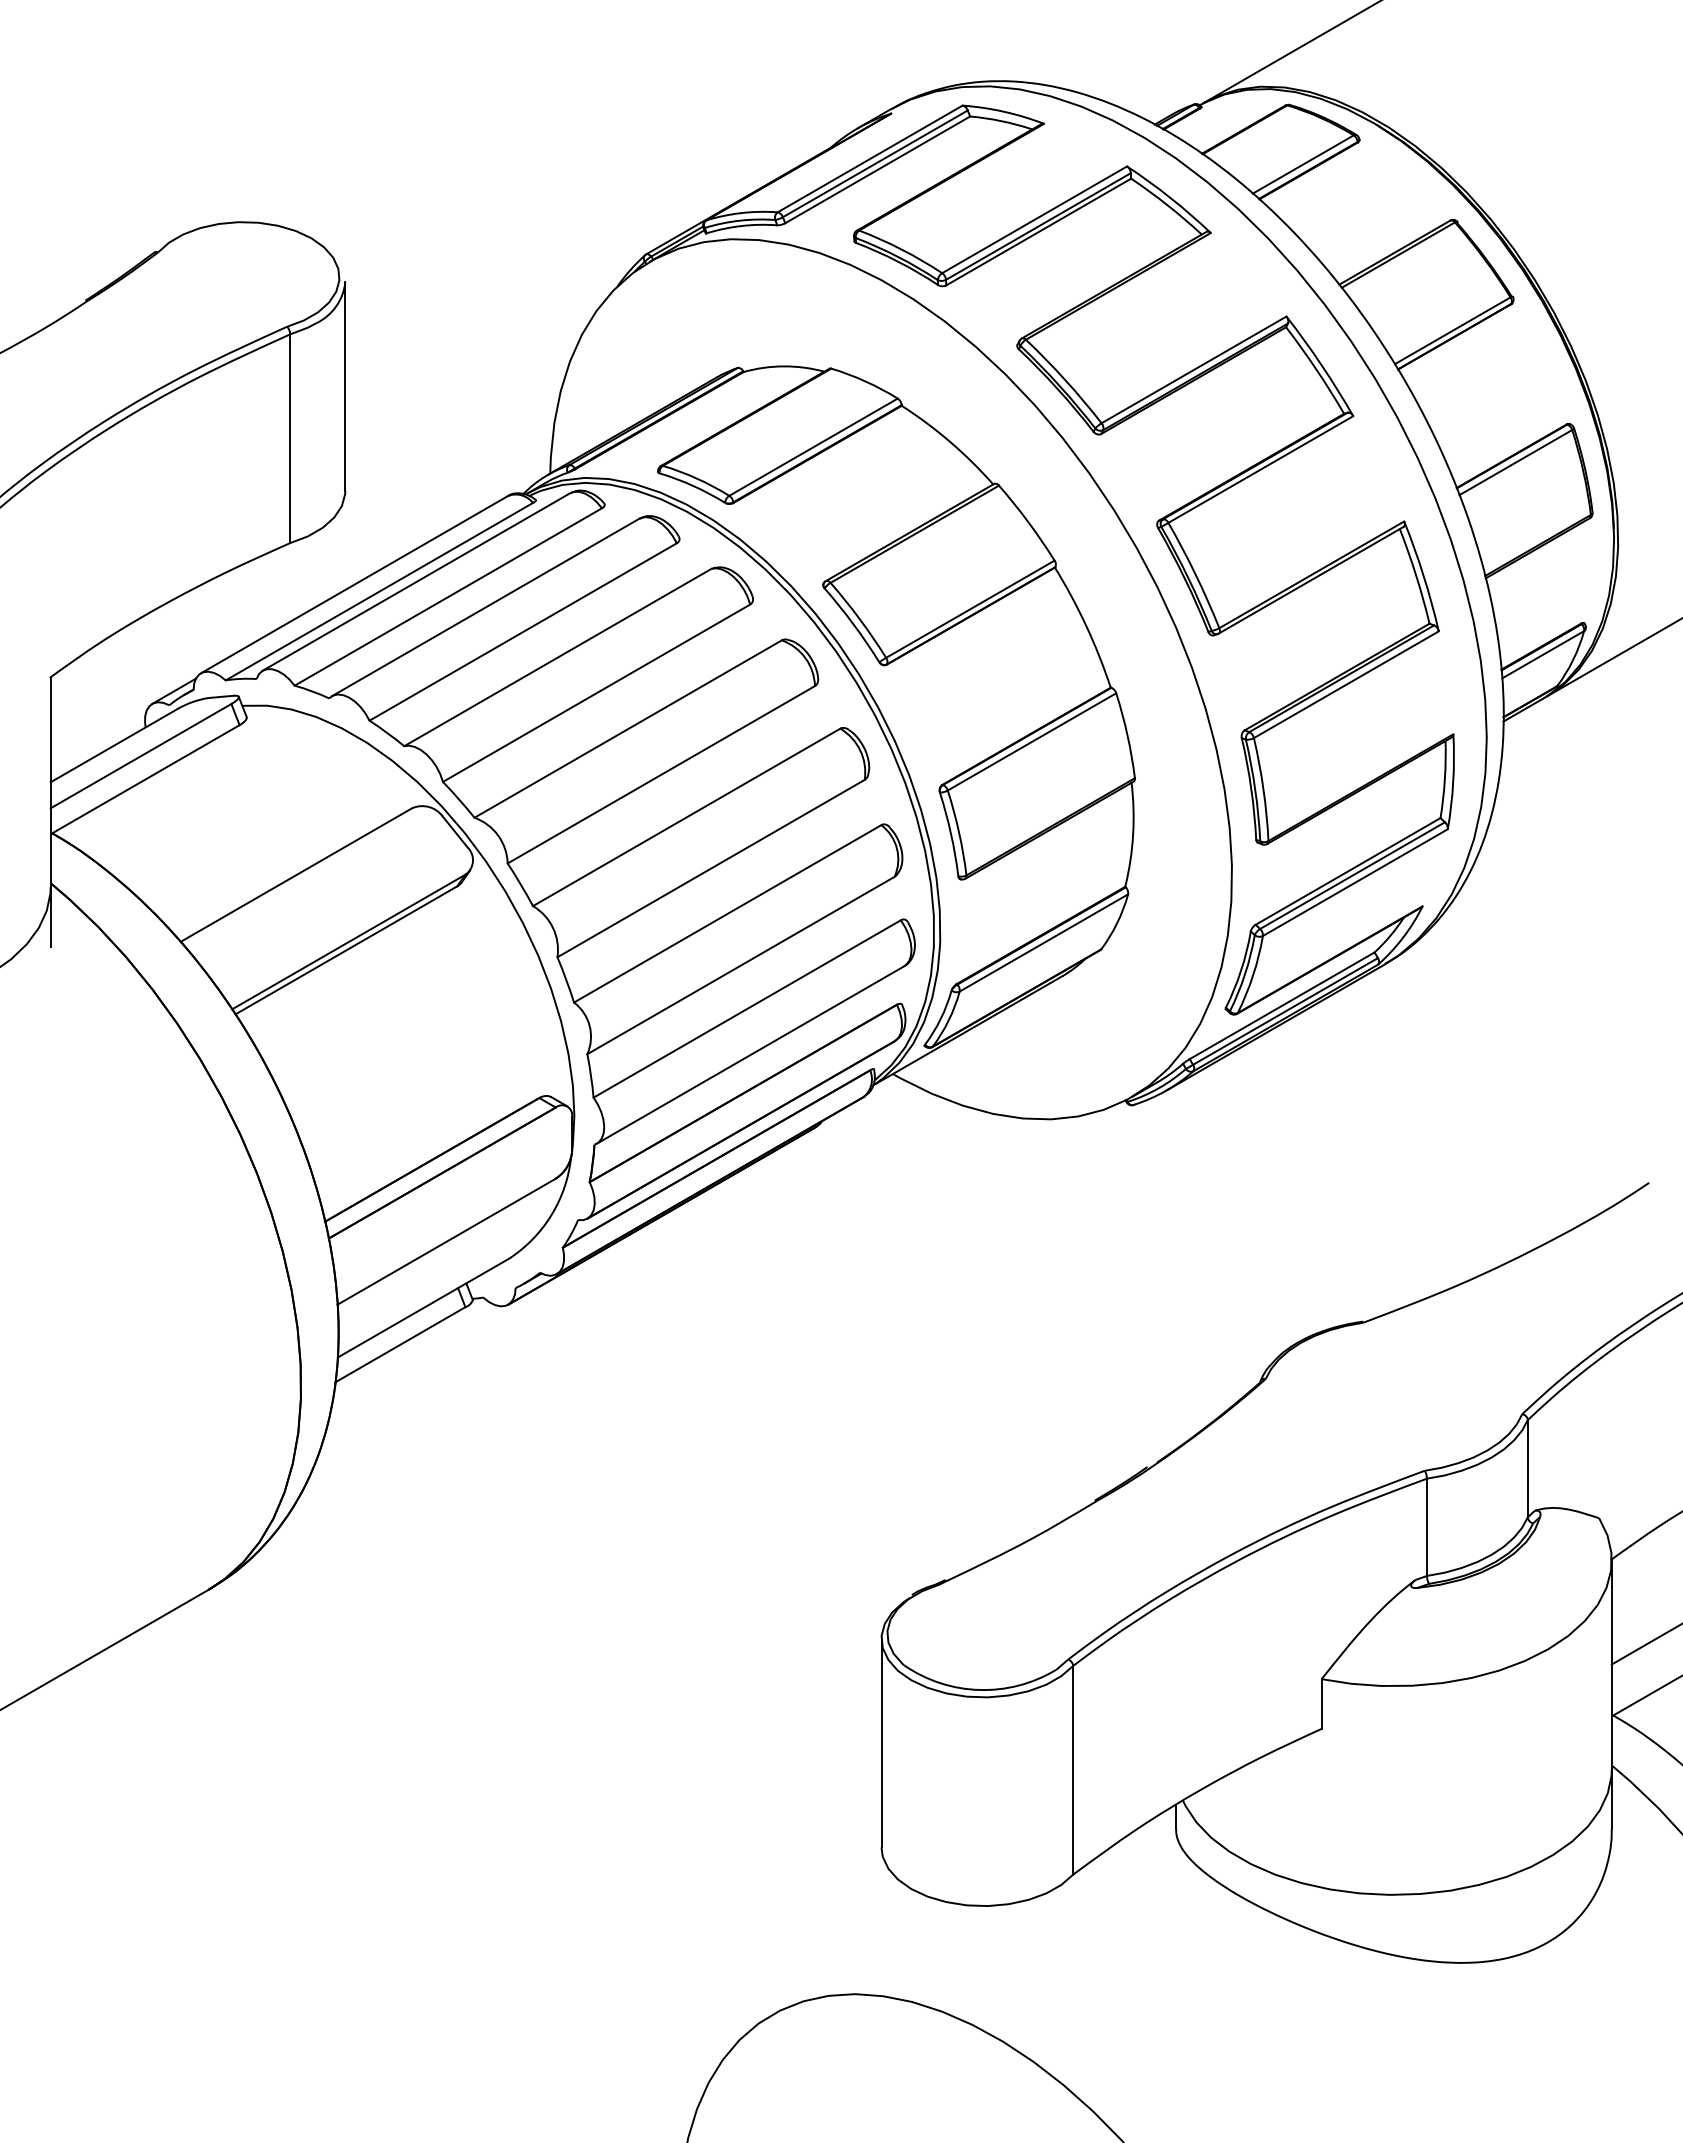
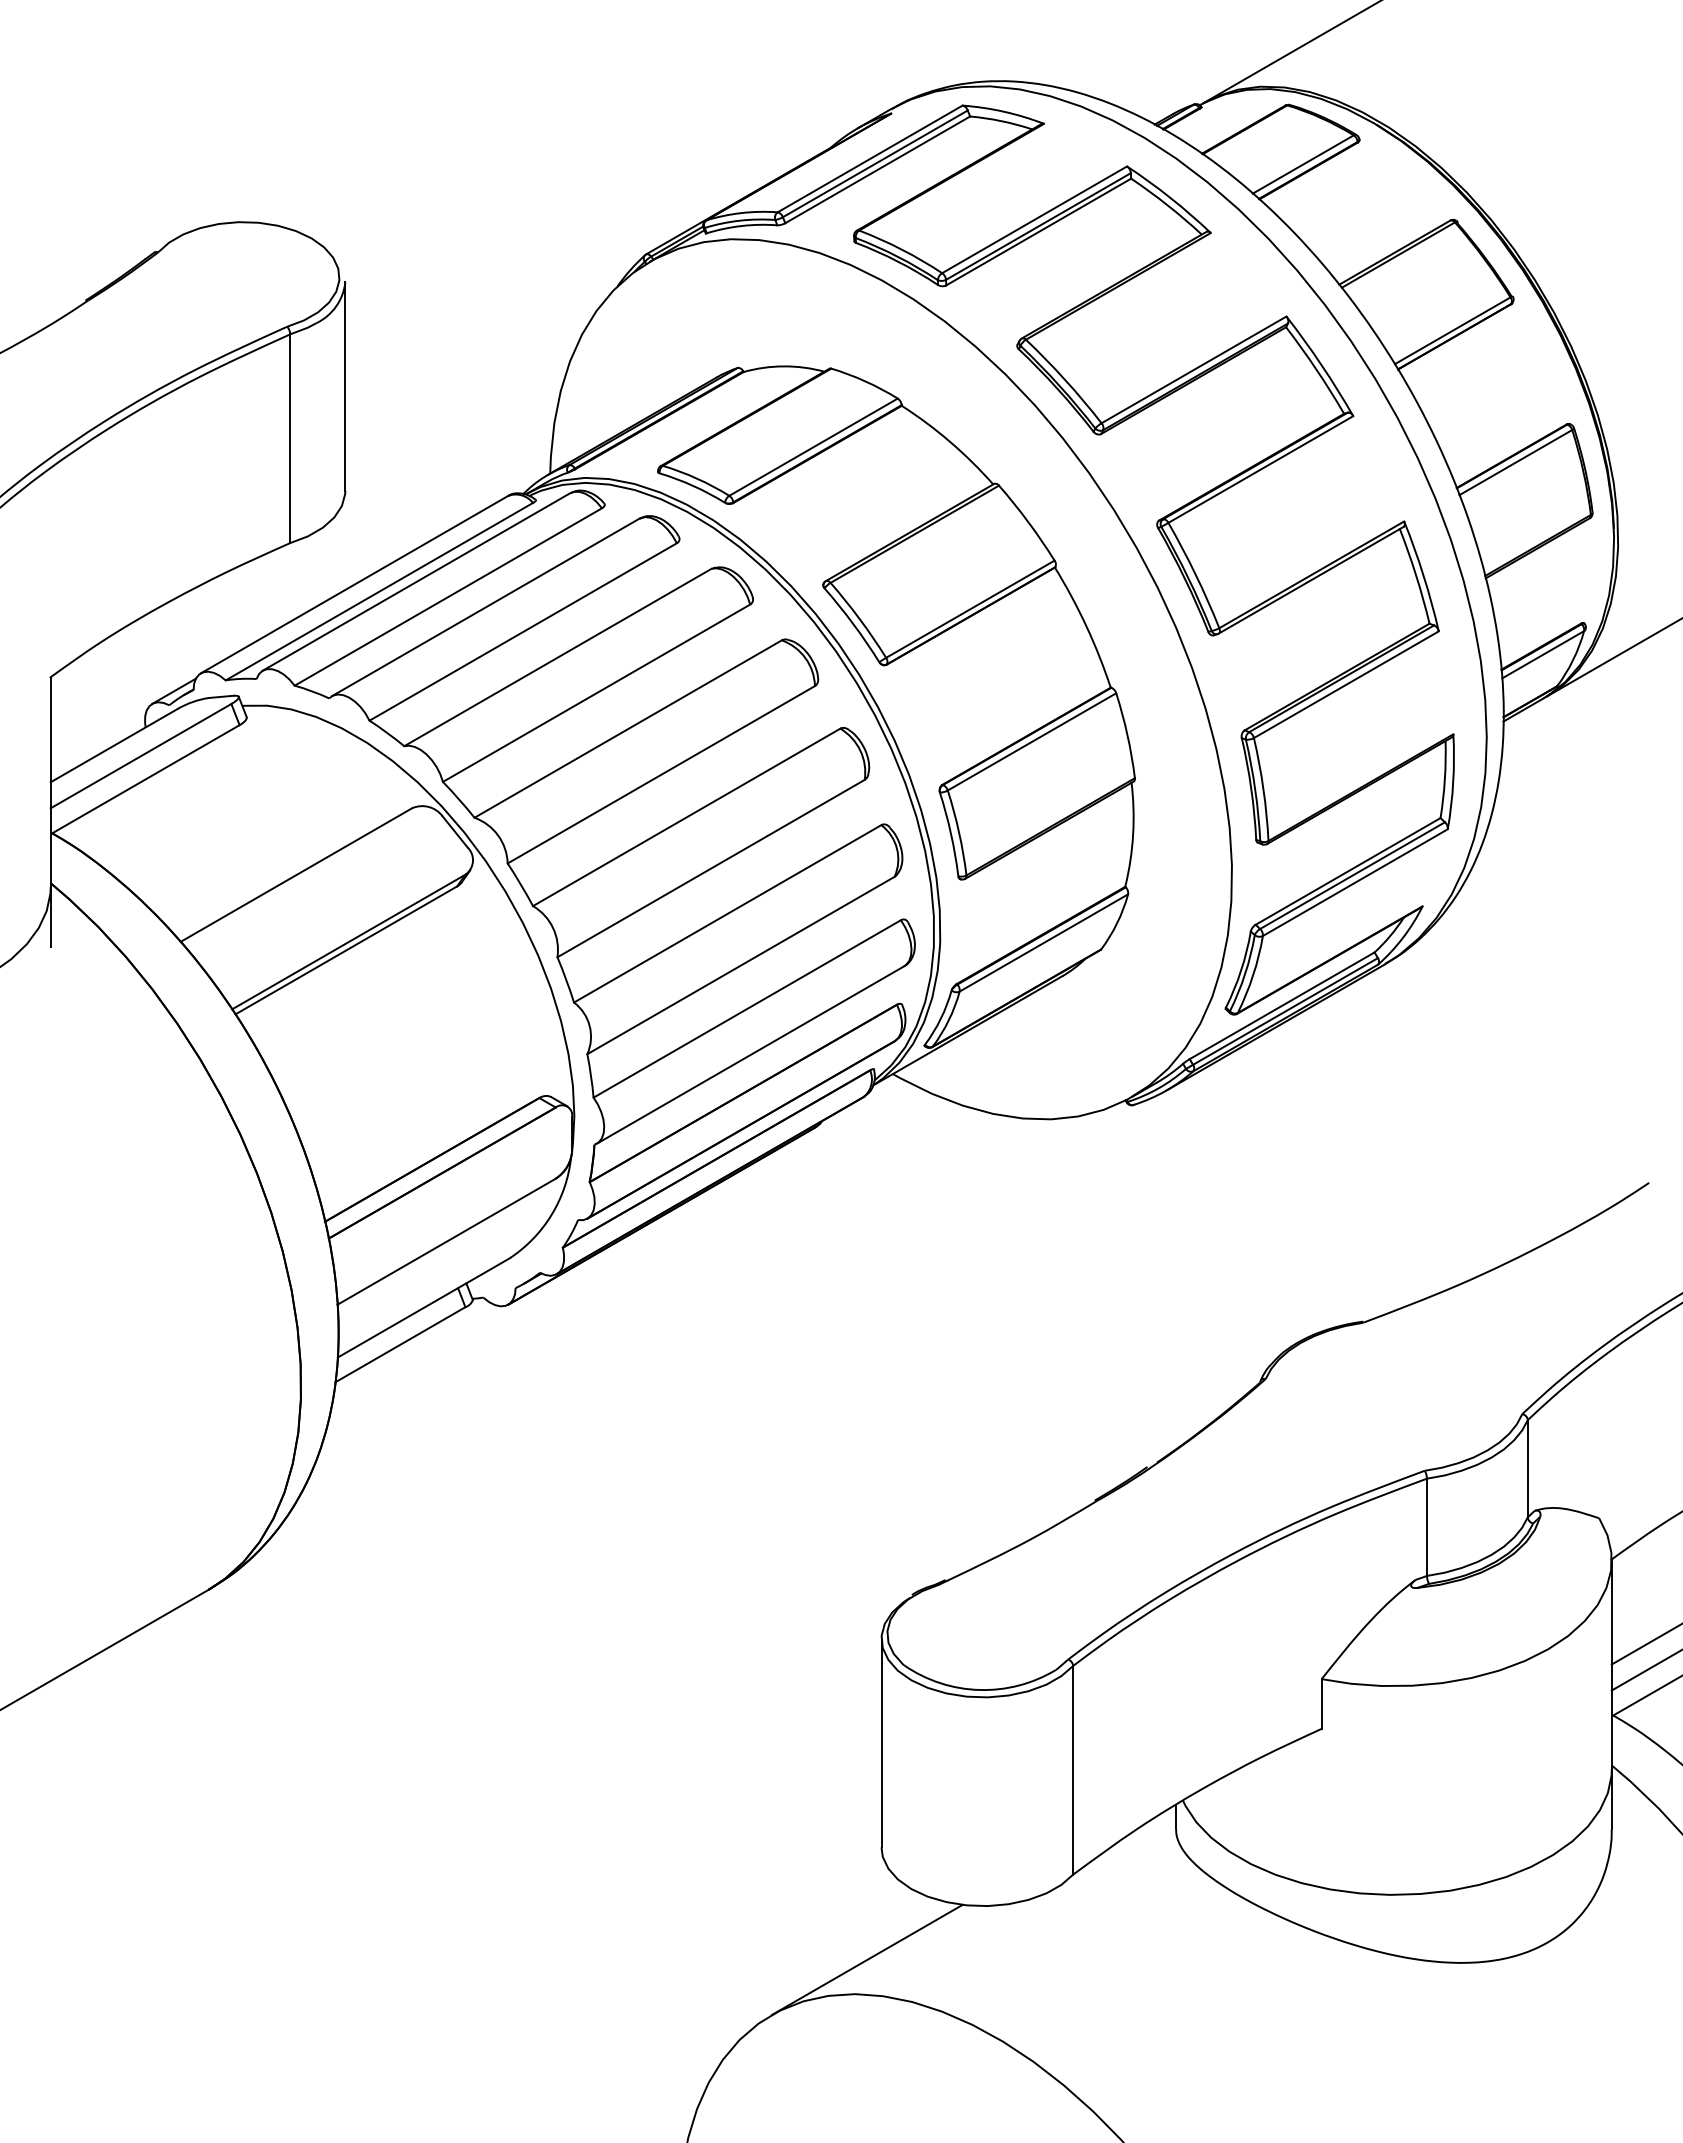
line: none -> present (1645, 1670)
line: none -> present (866, 1959)
